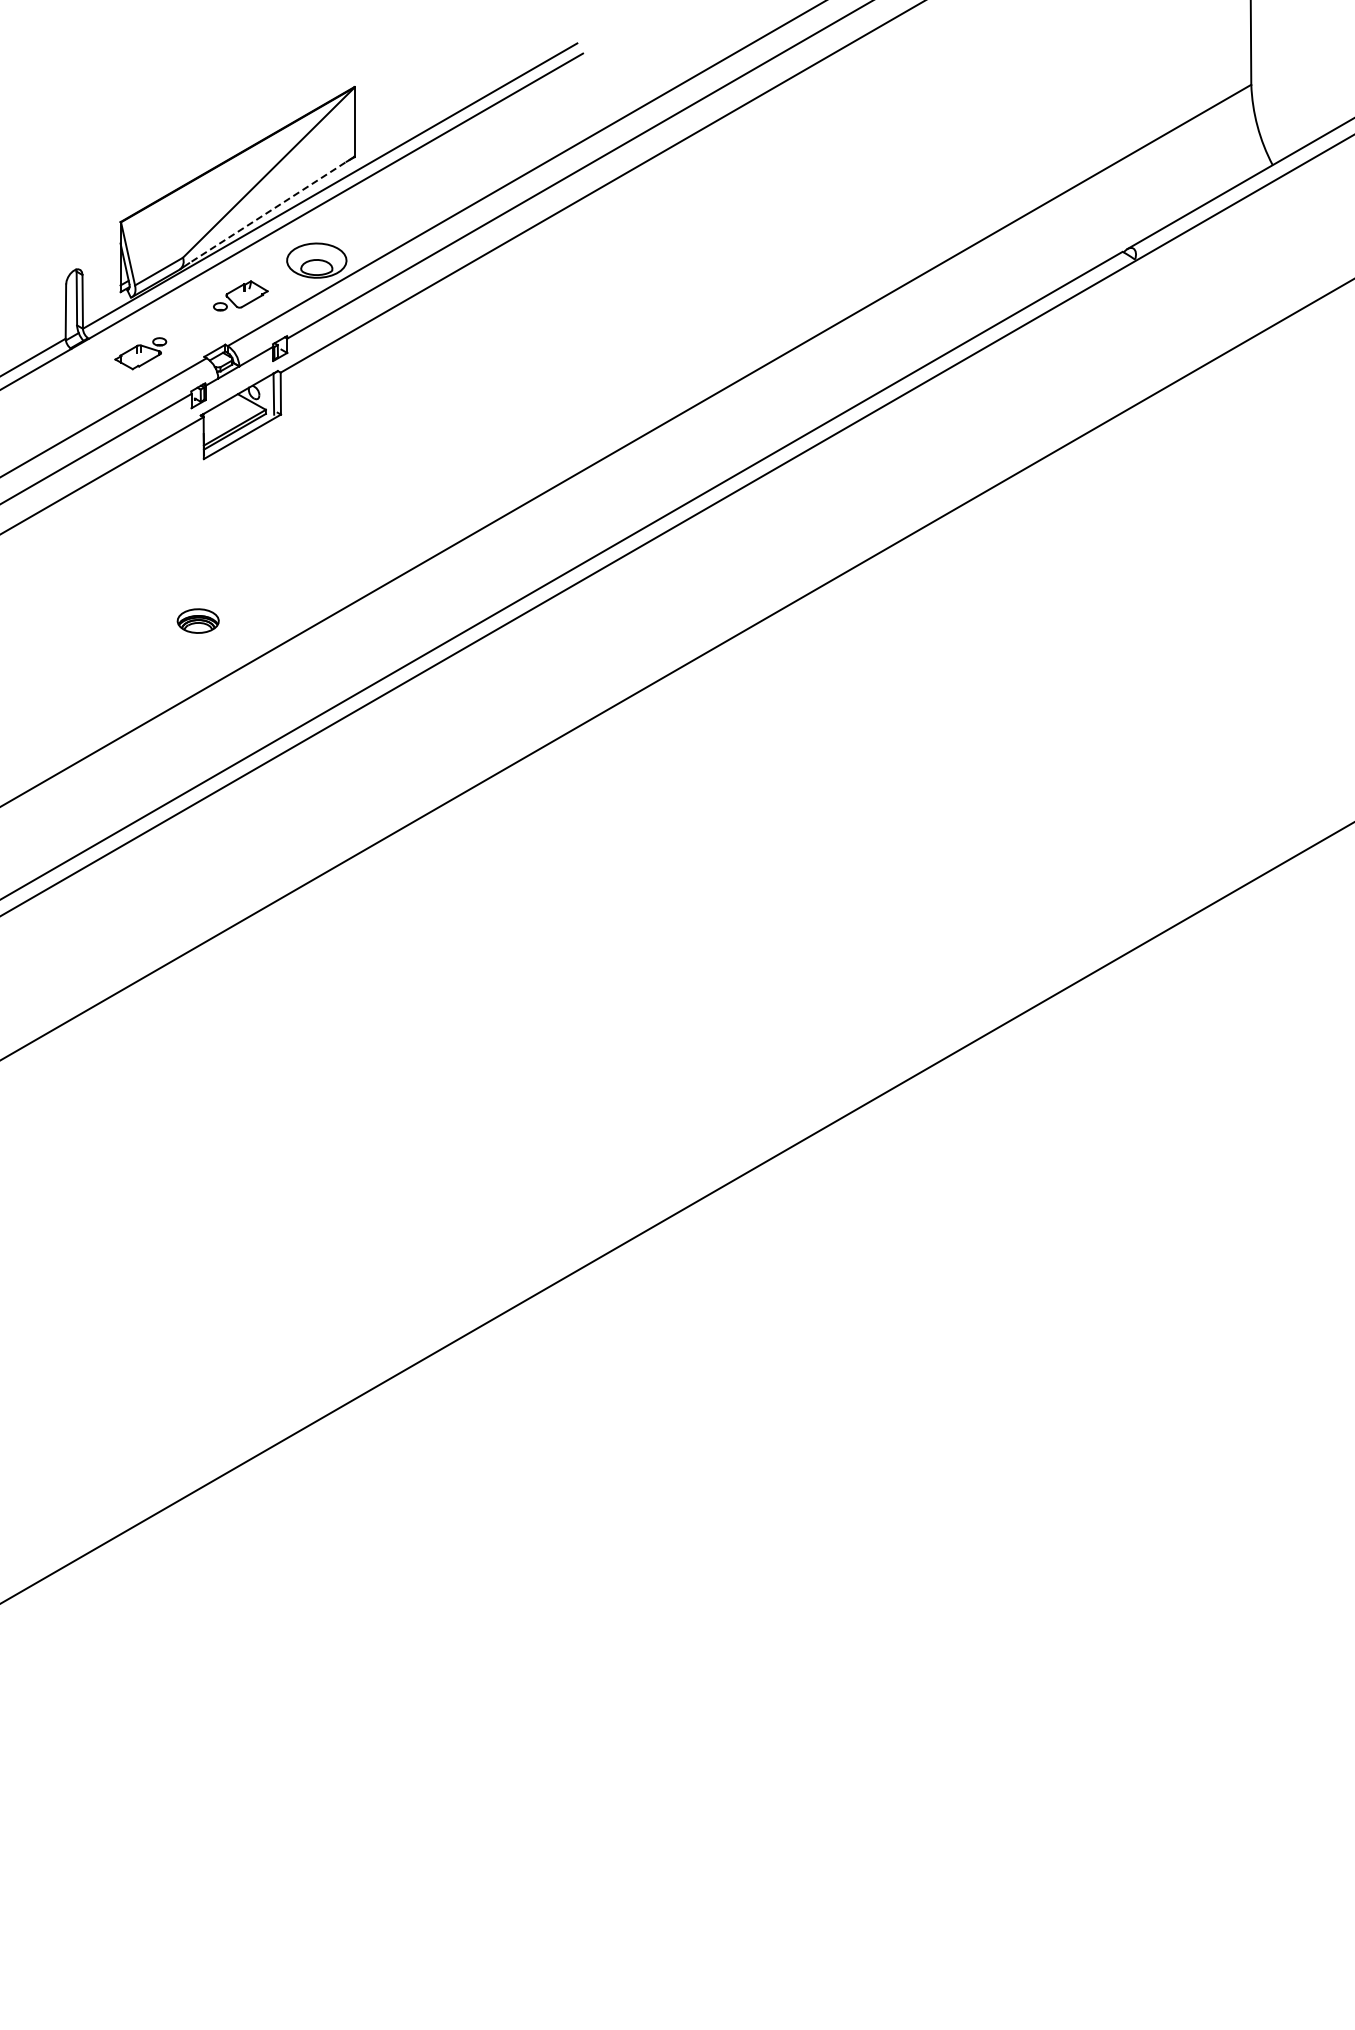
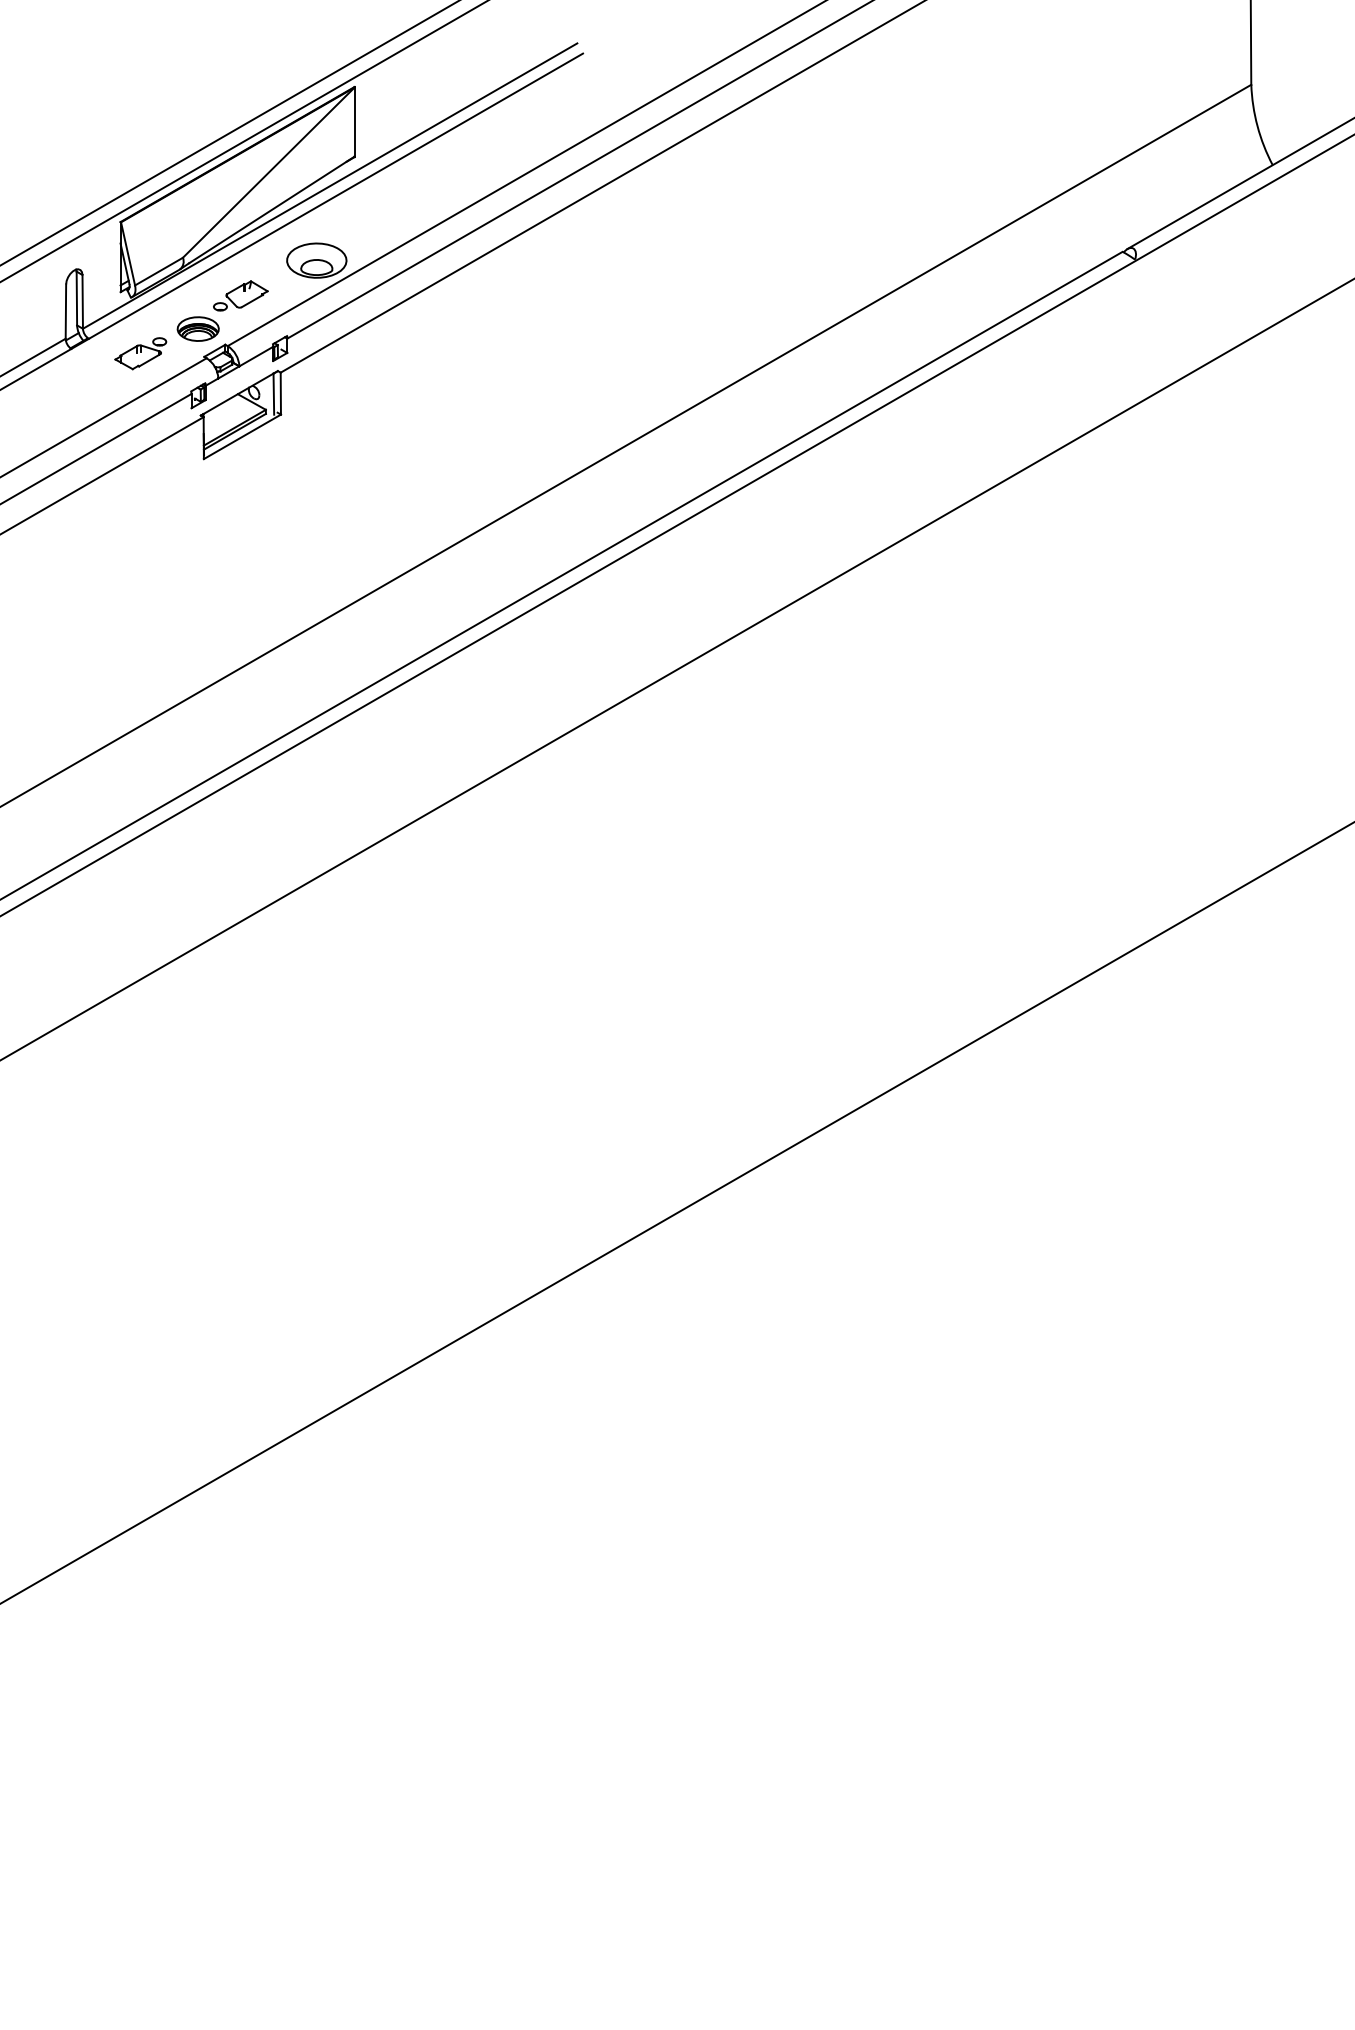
line: none -> present (229, 133)
line: none -> present (243, 141)
line: dashed -> solid (271, 210)
part position: (197, 620) -> (197, 328) (197, 328)
